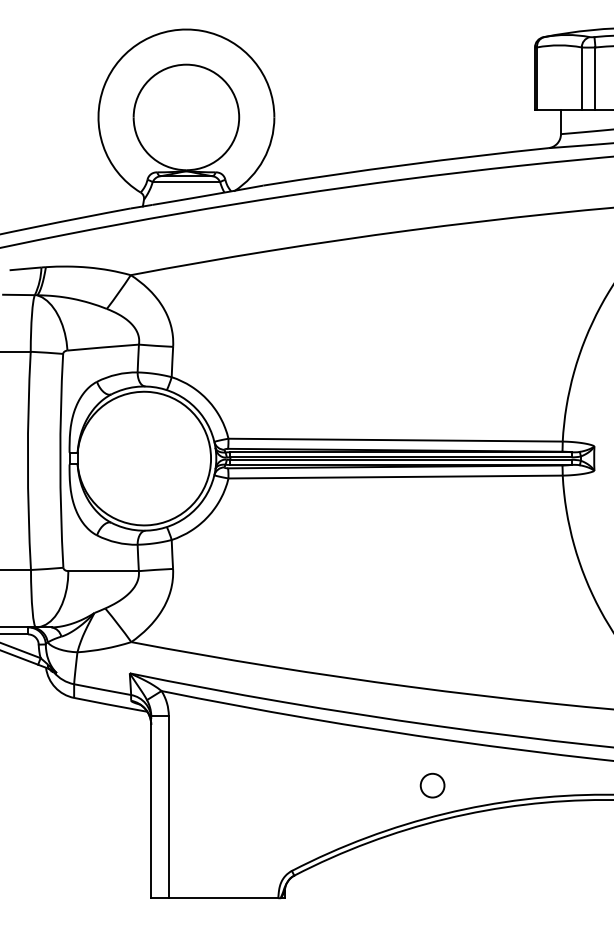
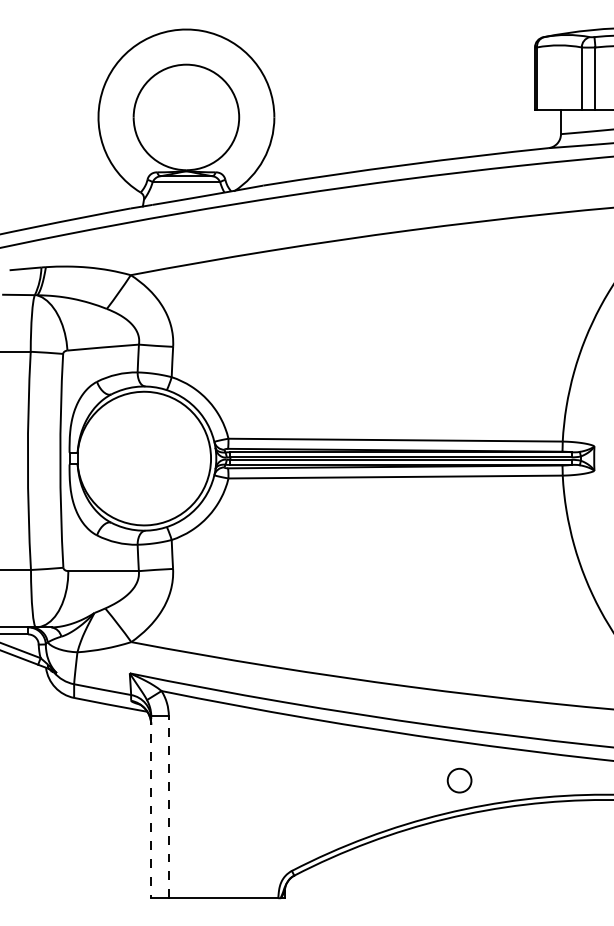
circle position: (432, 785) -> (459, 780) (459, 780)
line: solid -> dashed (168, 806)
line: solid -> dashed (151, 807)
